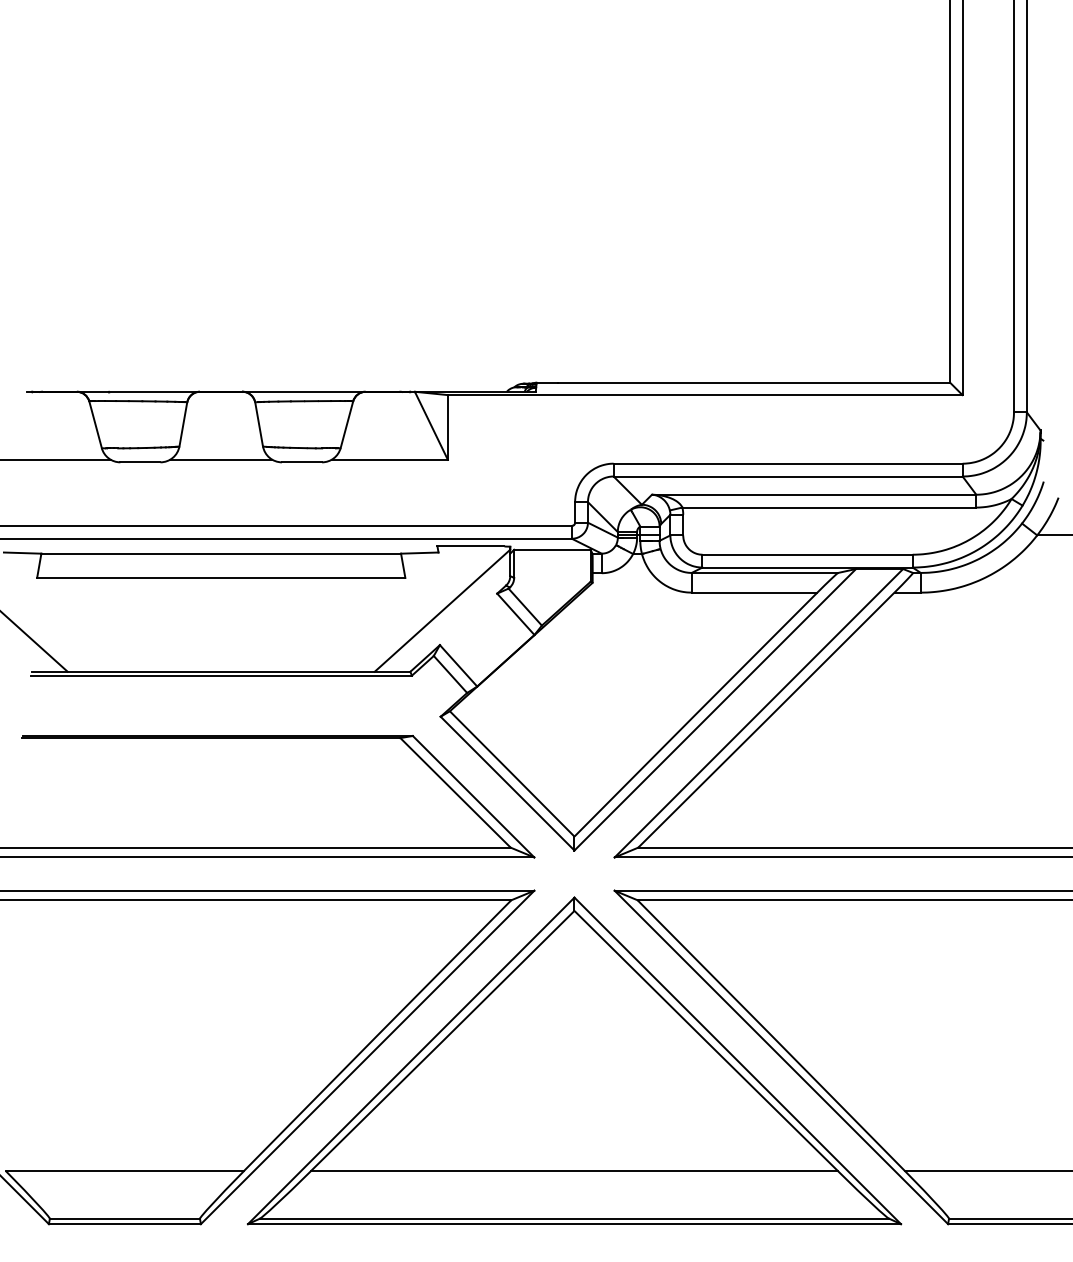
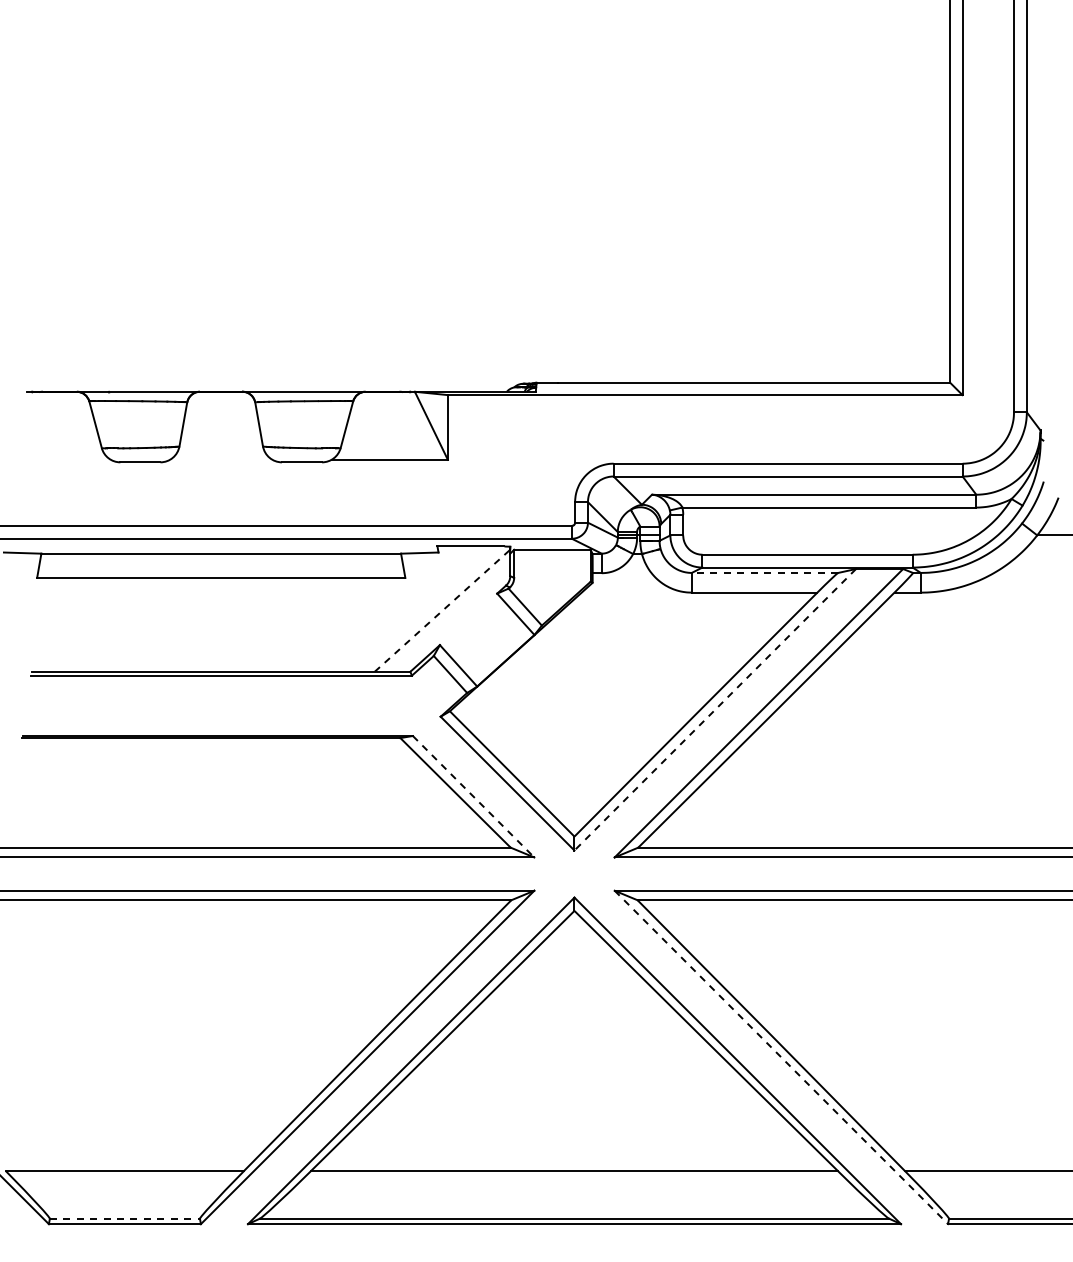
line: present -> none (56, 459)
line: present -> none (221, 459)
line: solid -> dashed (764, 572)
line: solid -> dashed (442, 610)
line: present -> none (34, 641)
line: solid -> dashed (714, 710)
line: solid -> dashed (473, 796)
line: solid -> dashed (781, 1057)
line: solid -> dashed (125, 1218)
